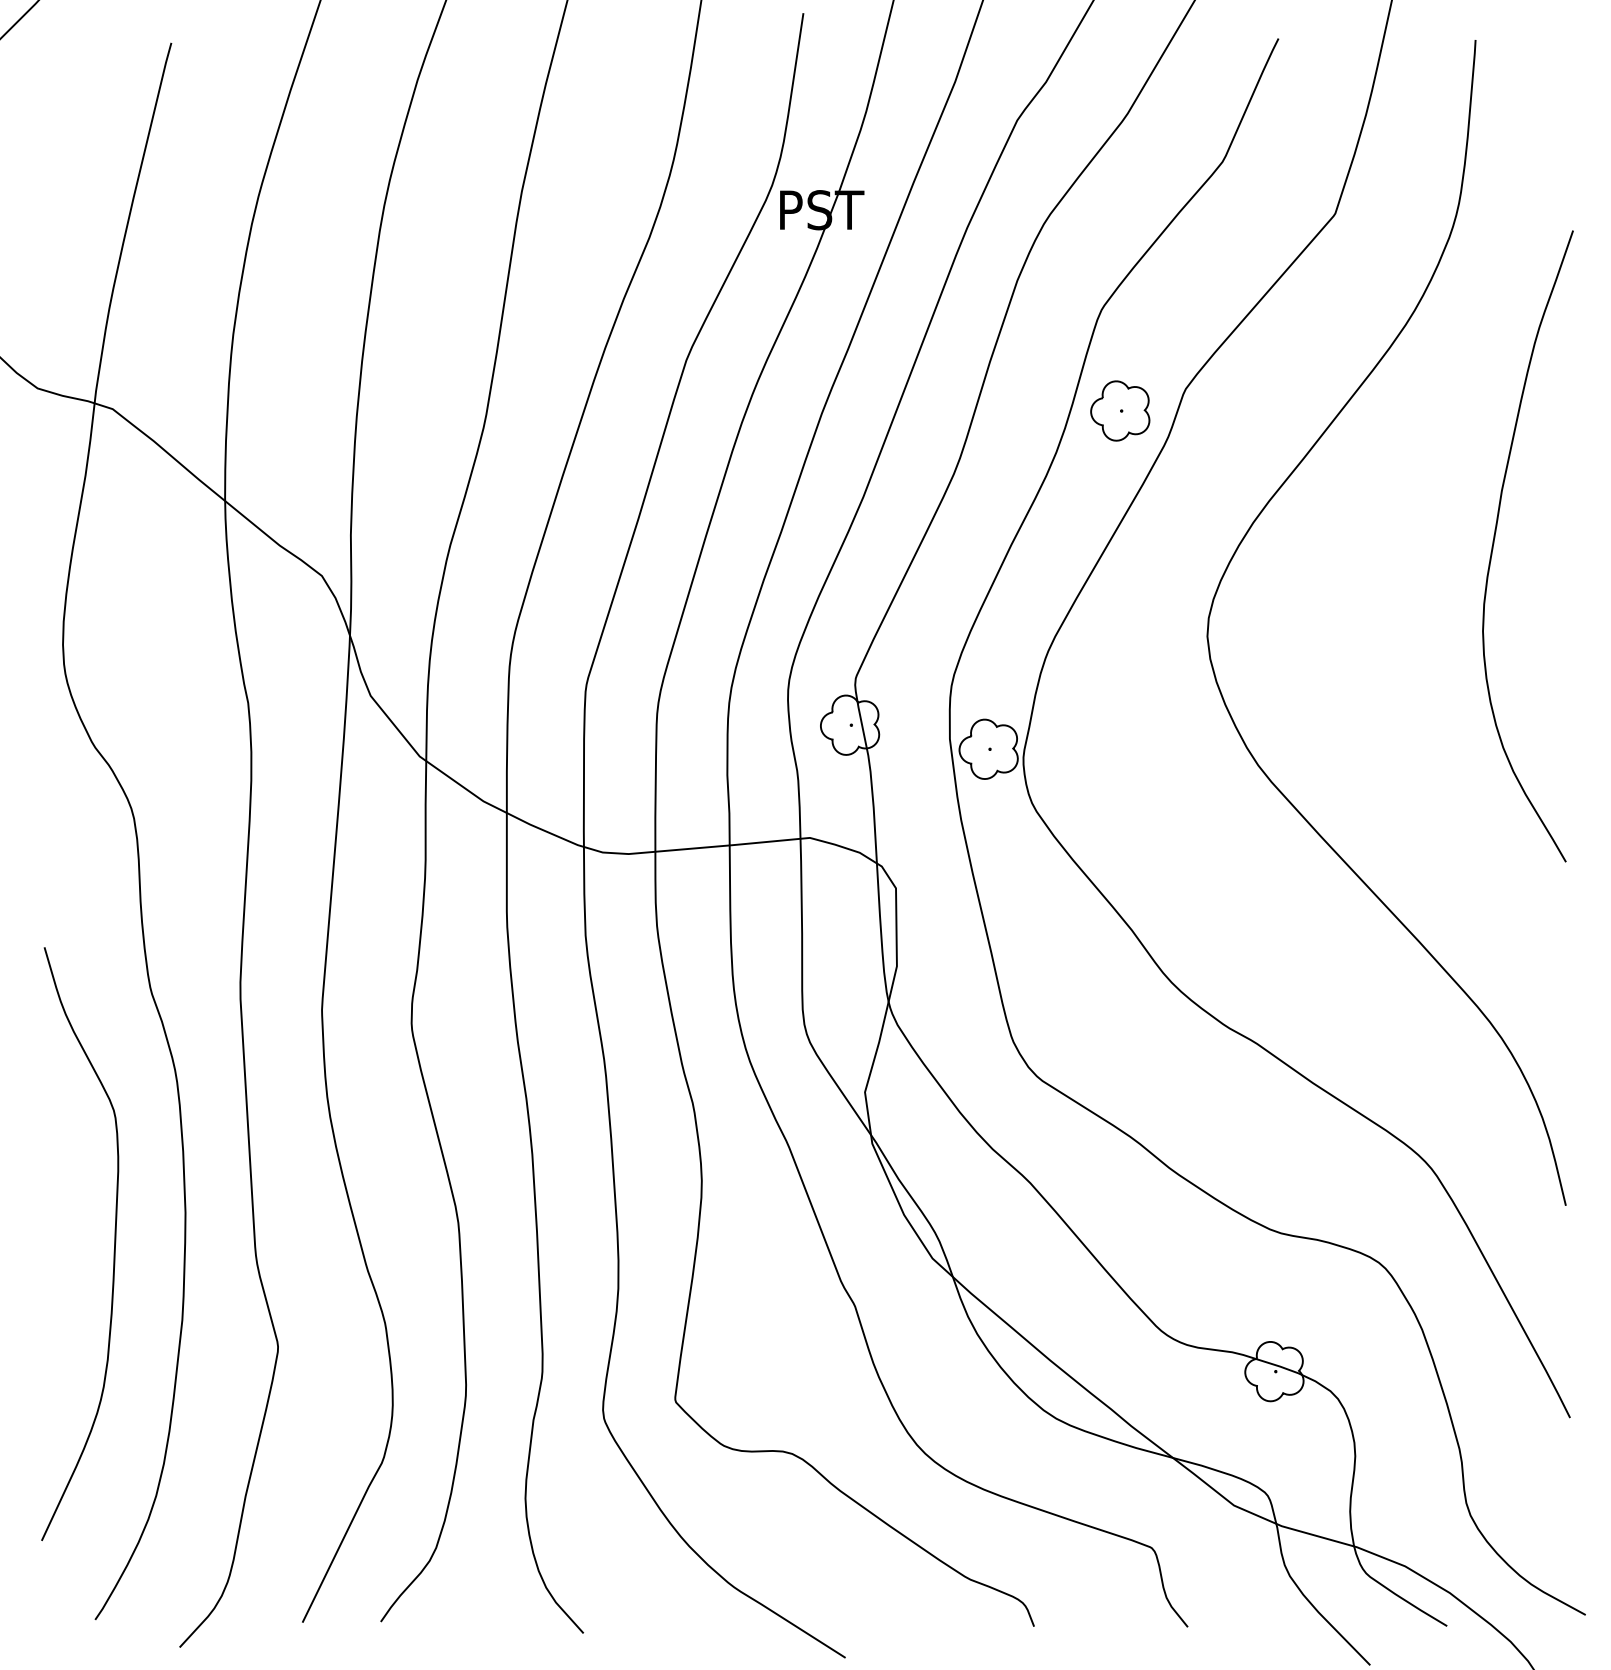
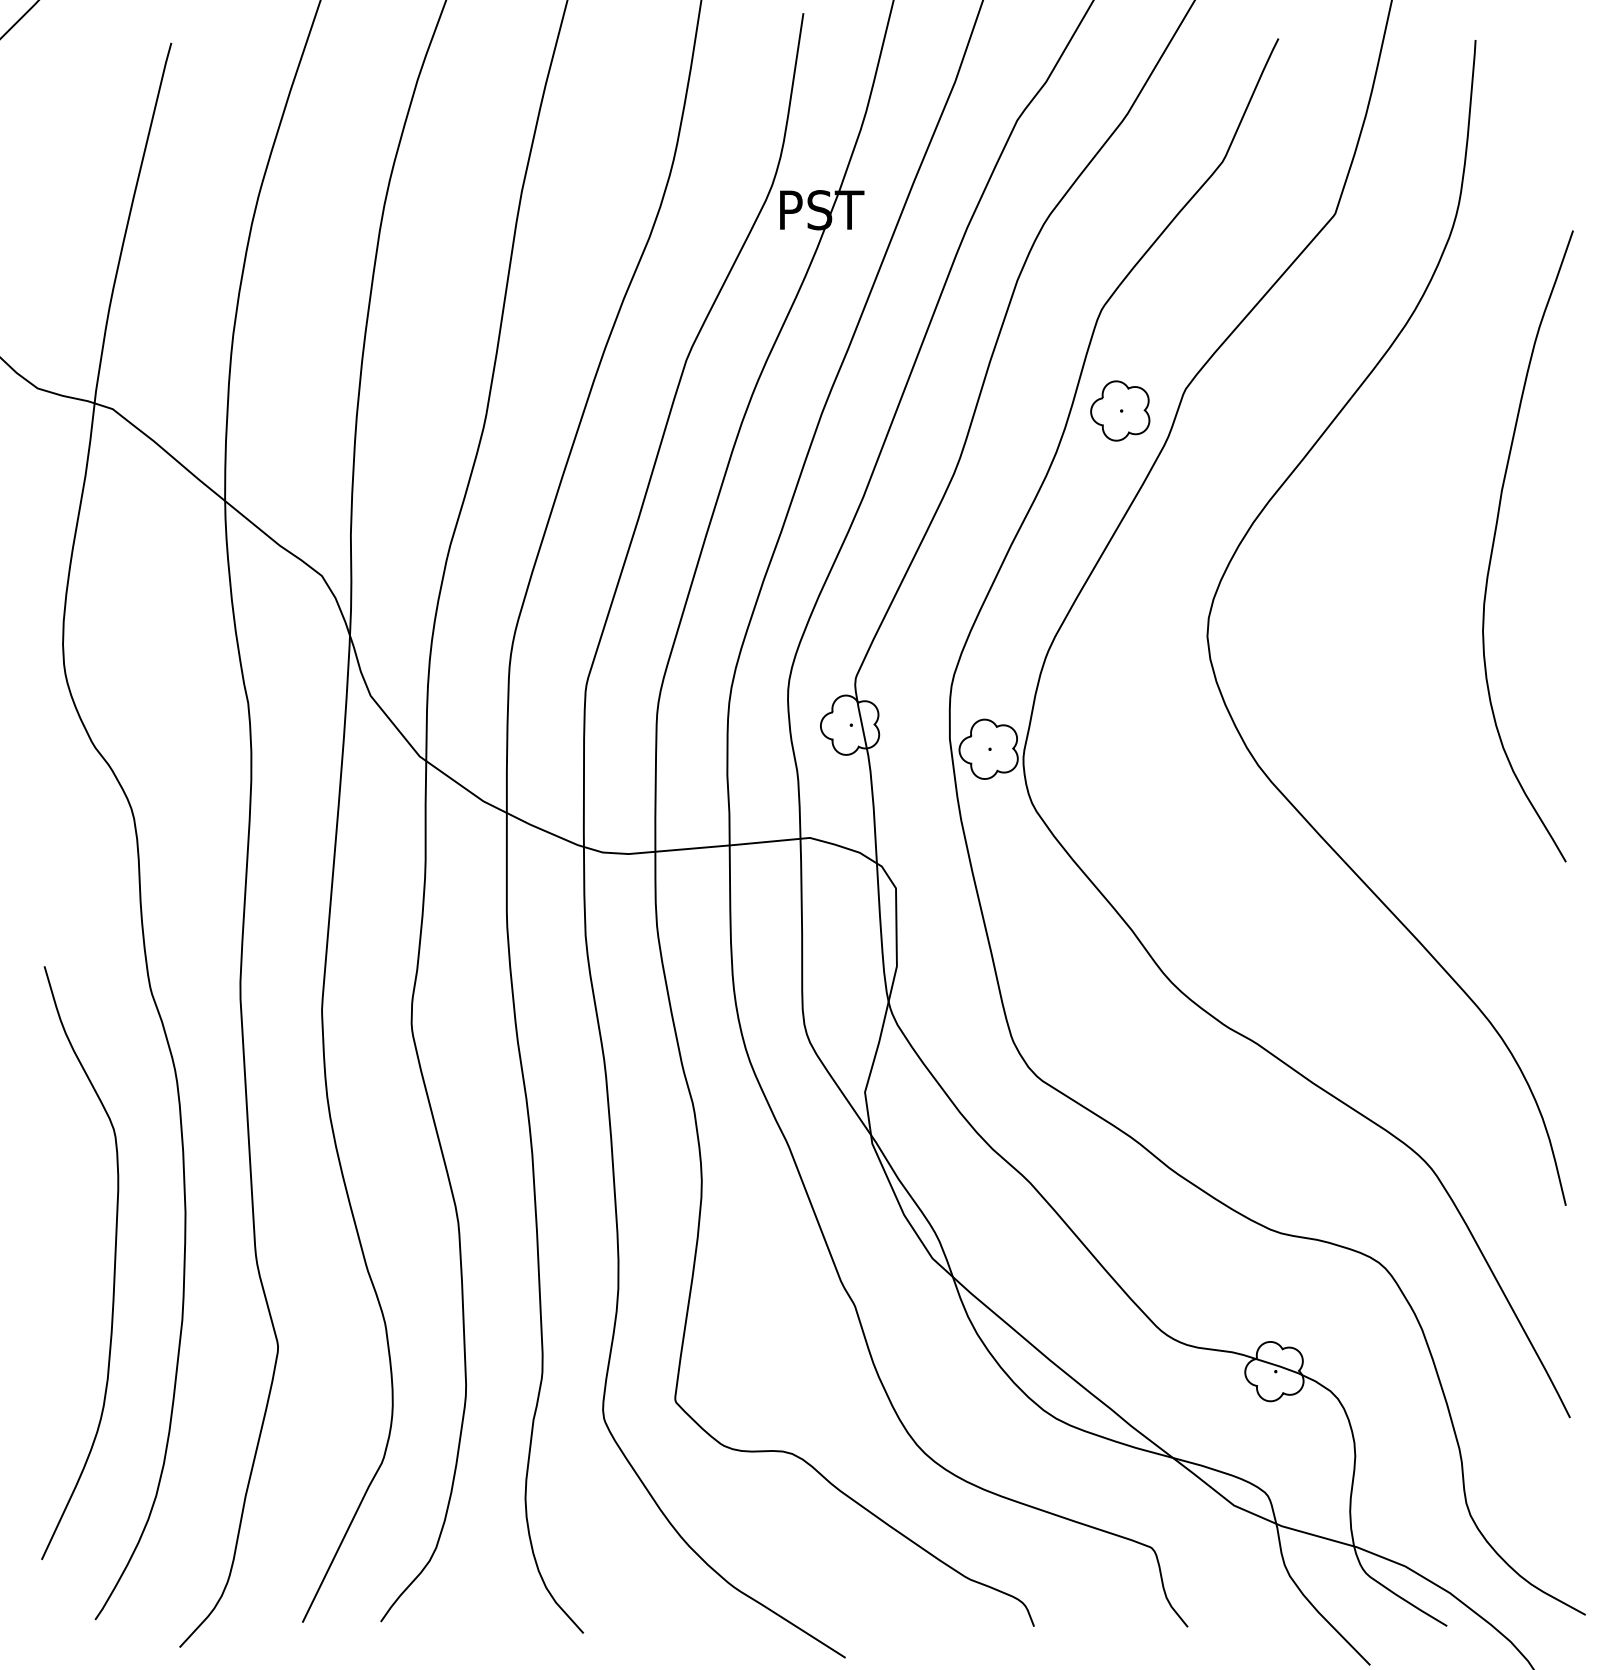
curve position: (113, 1251) -> (113, 1270) (113, 1270)
